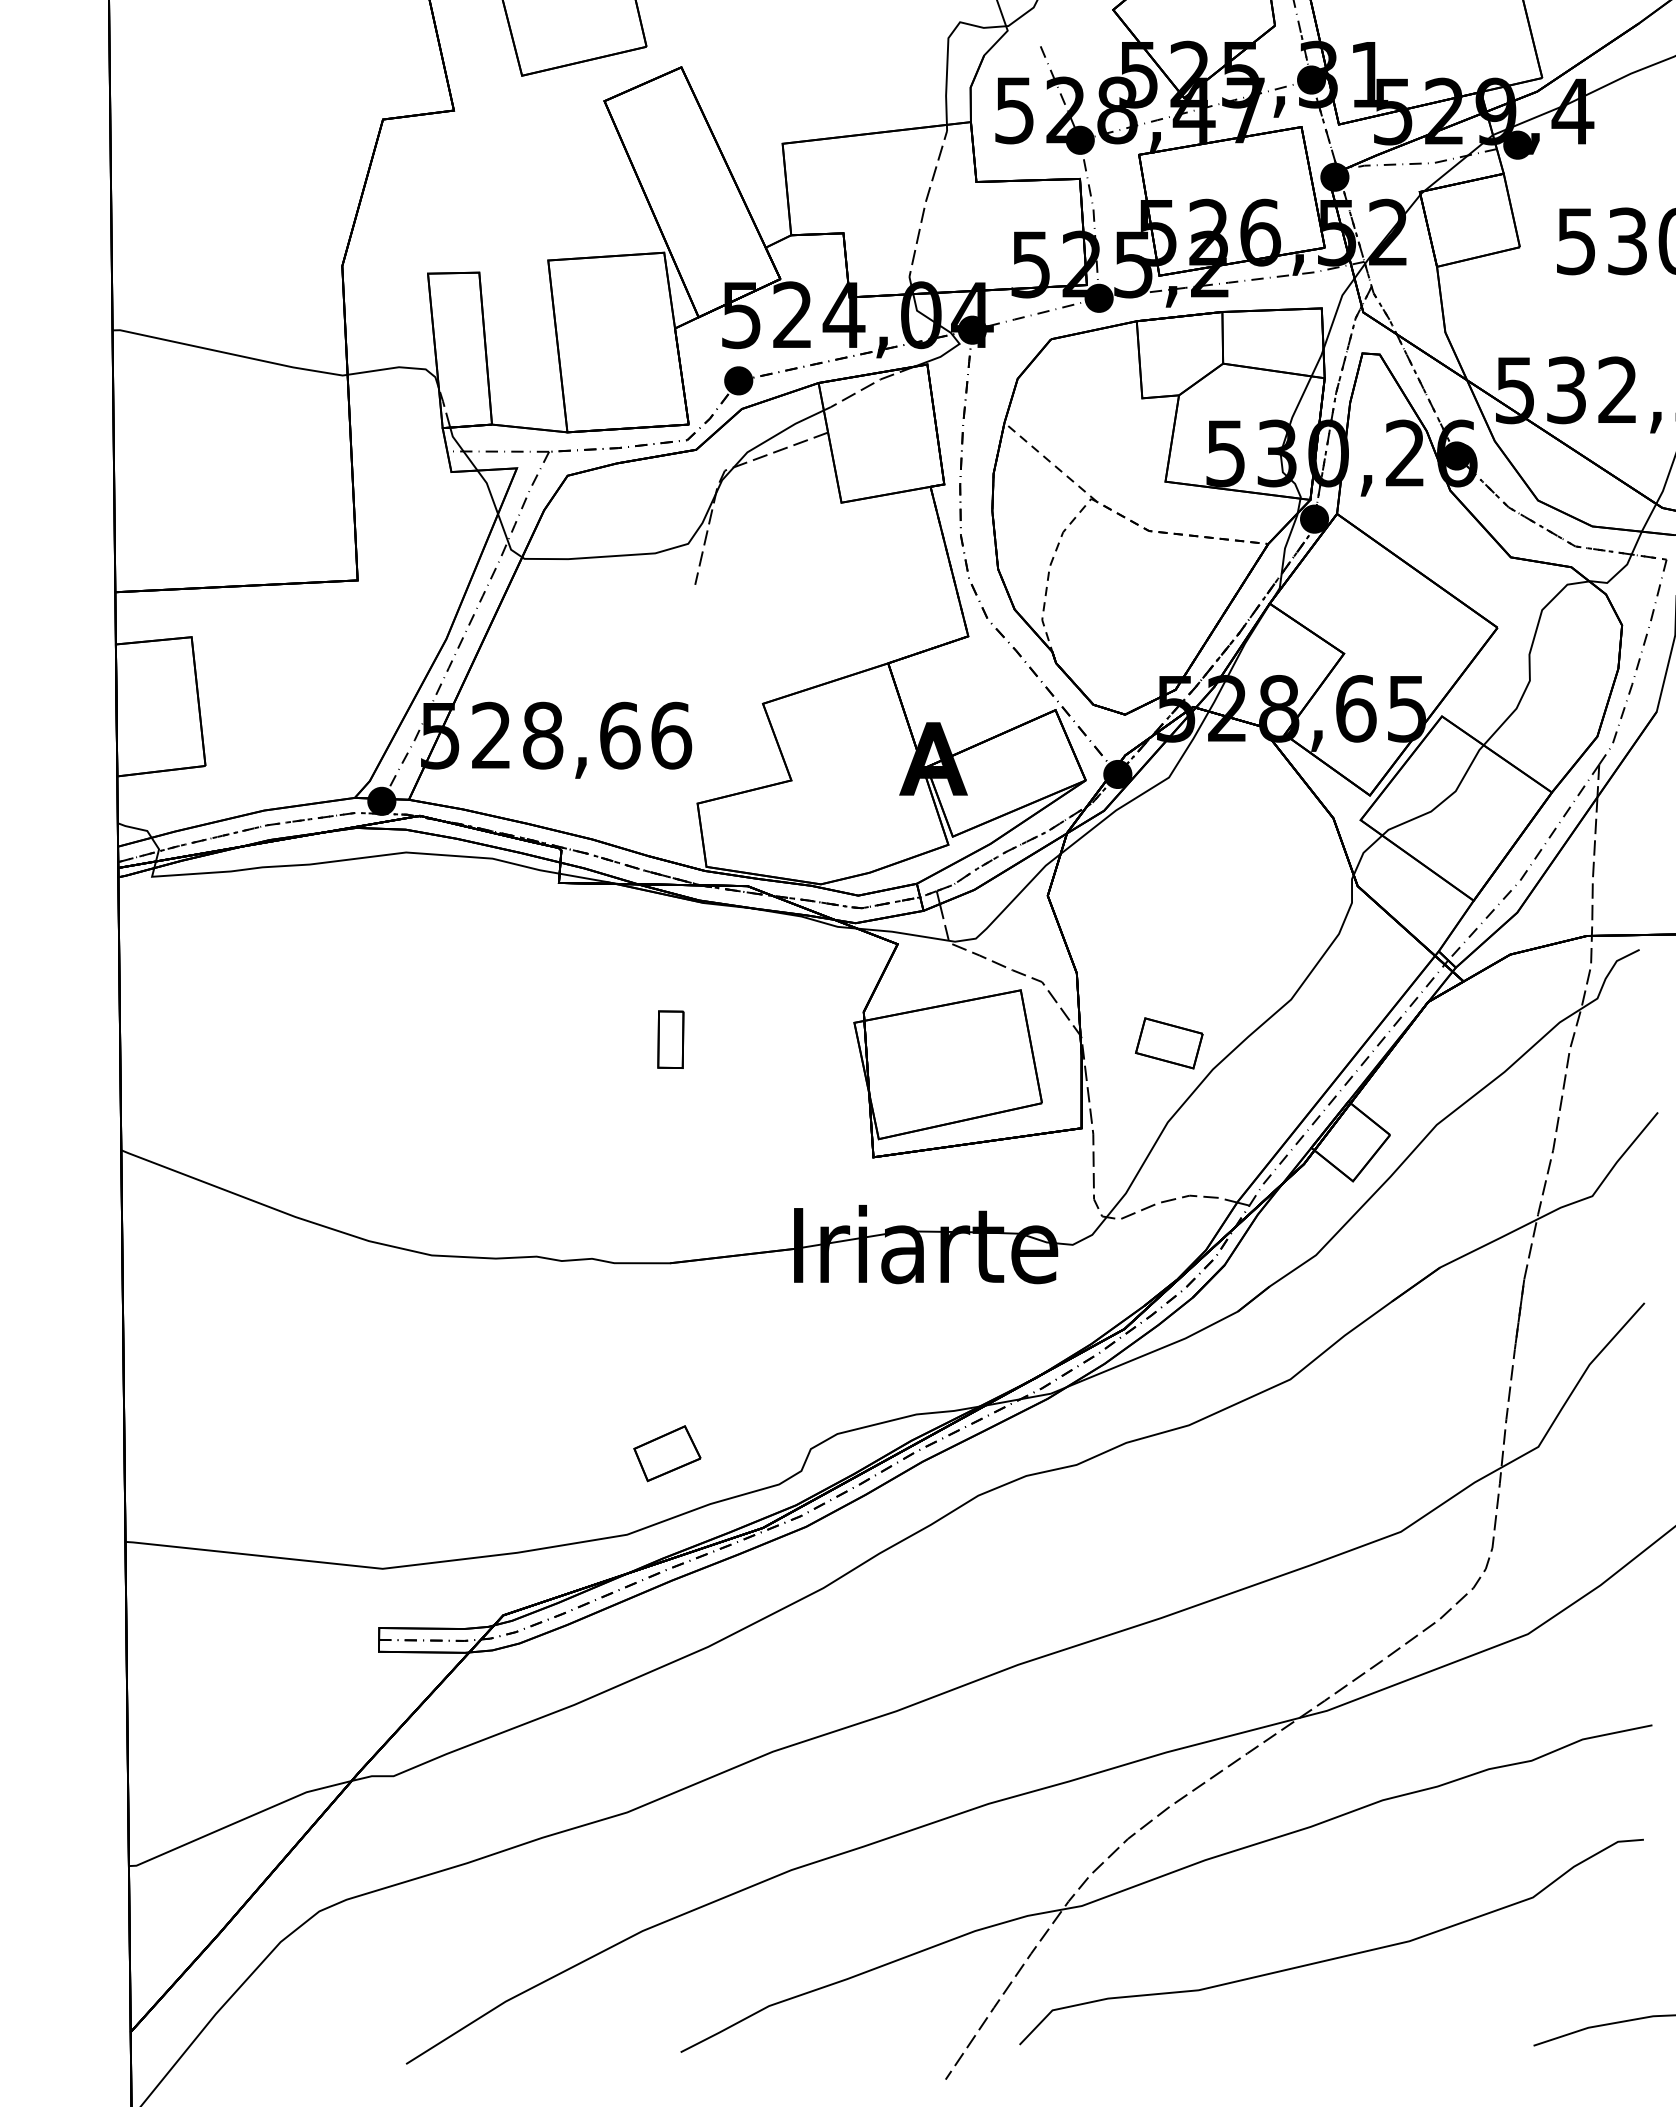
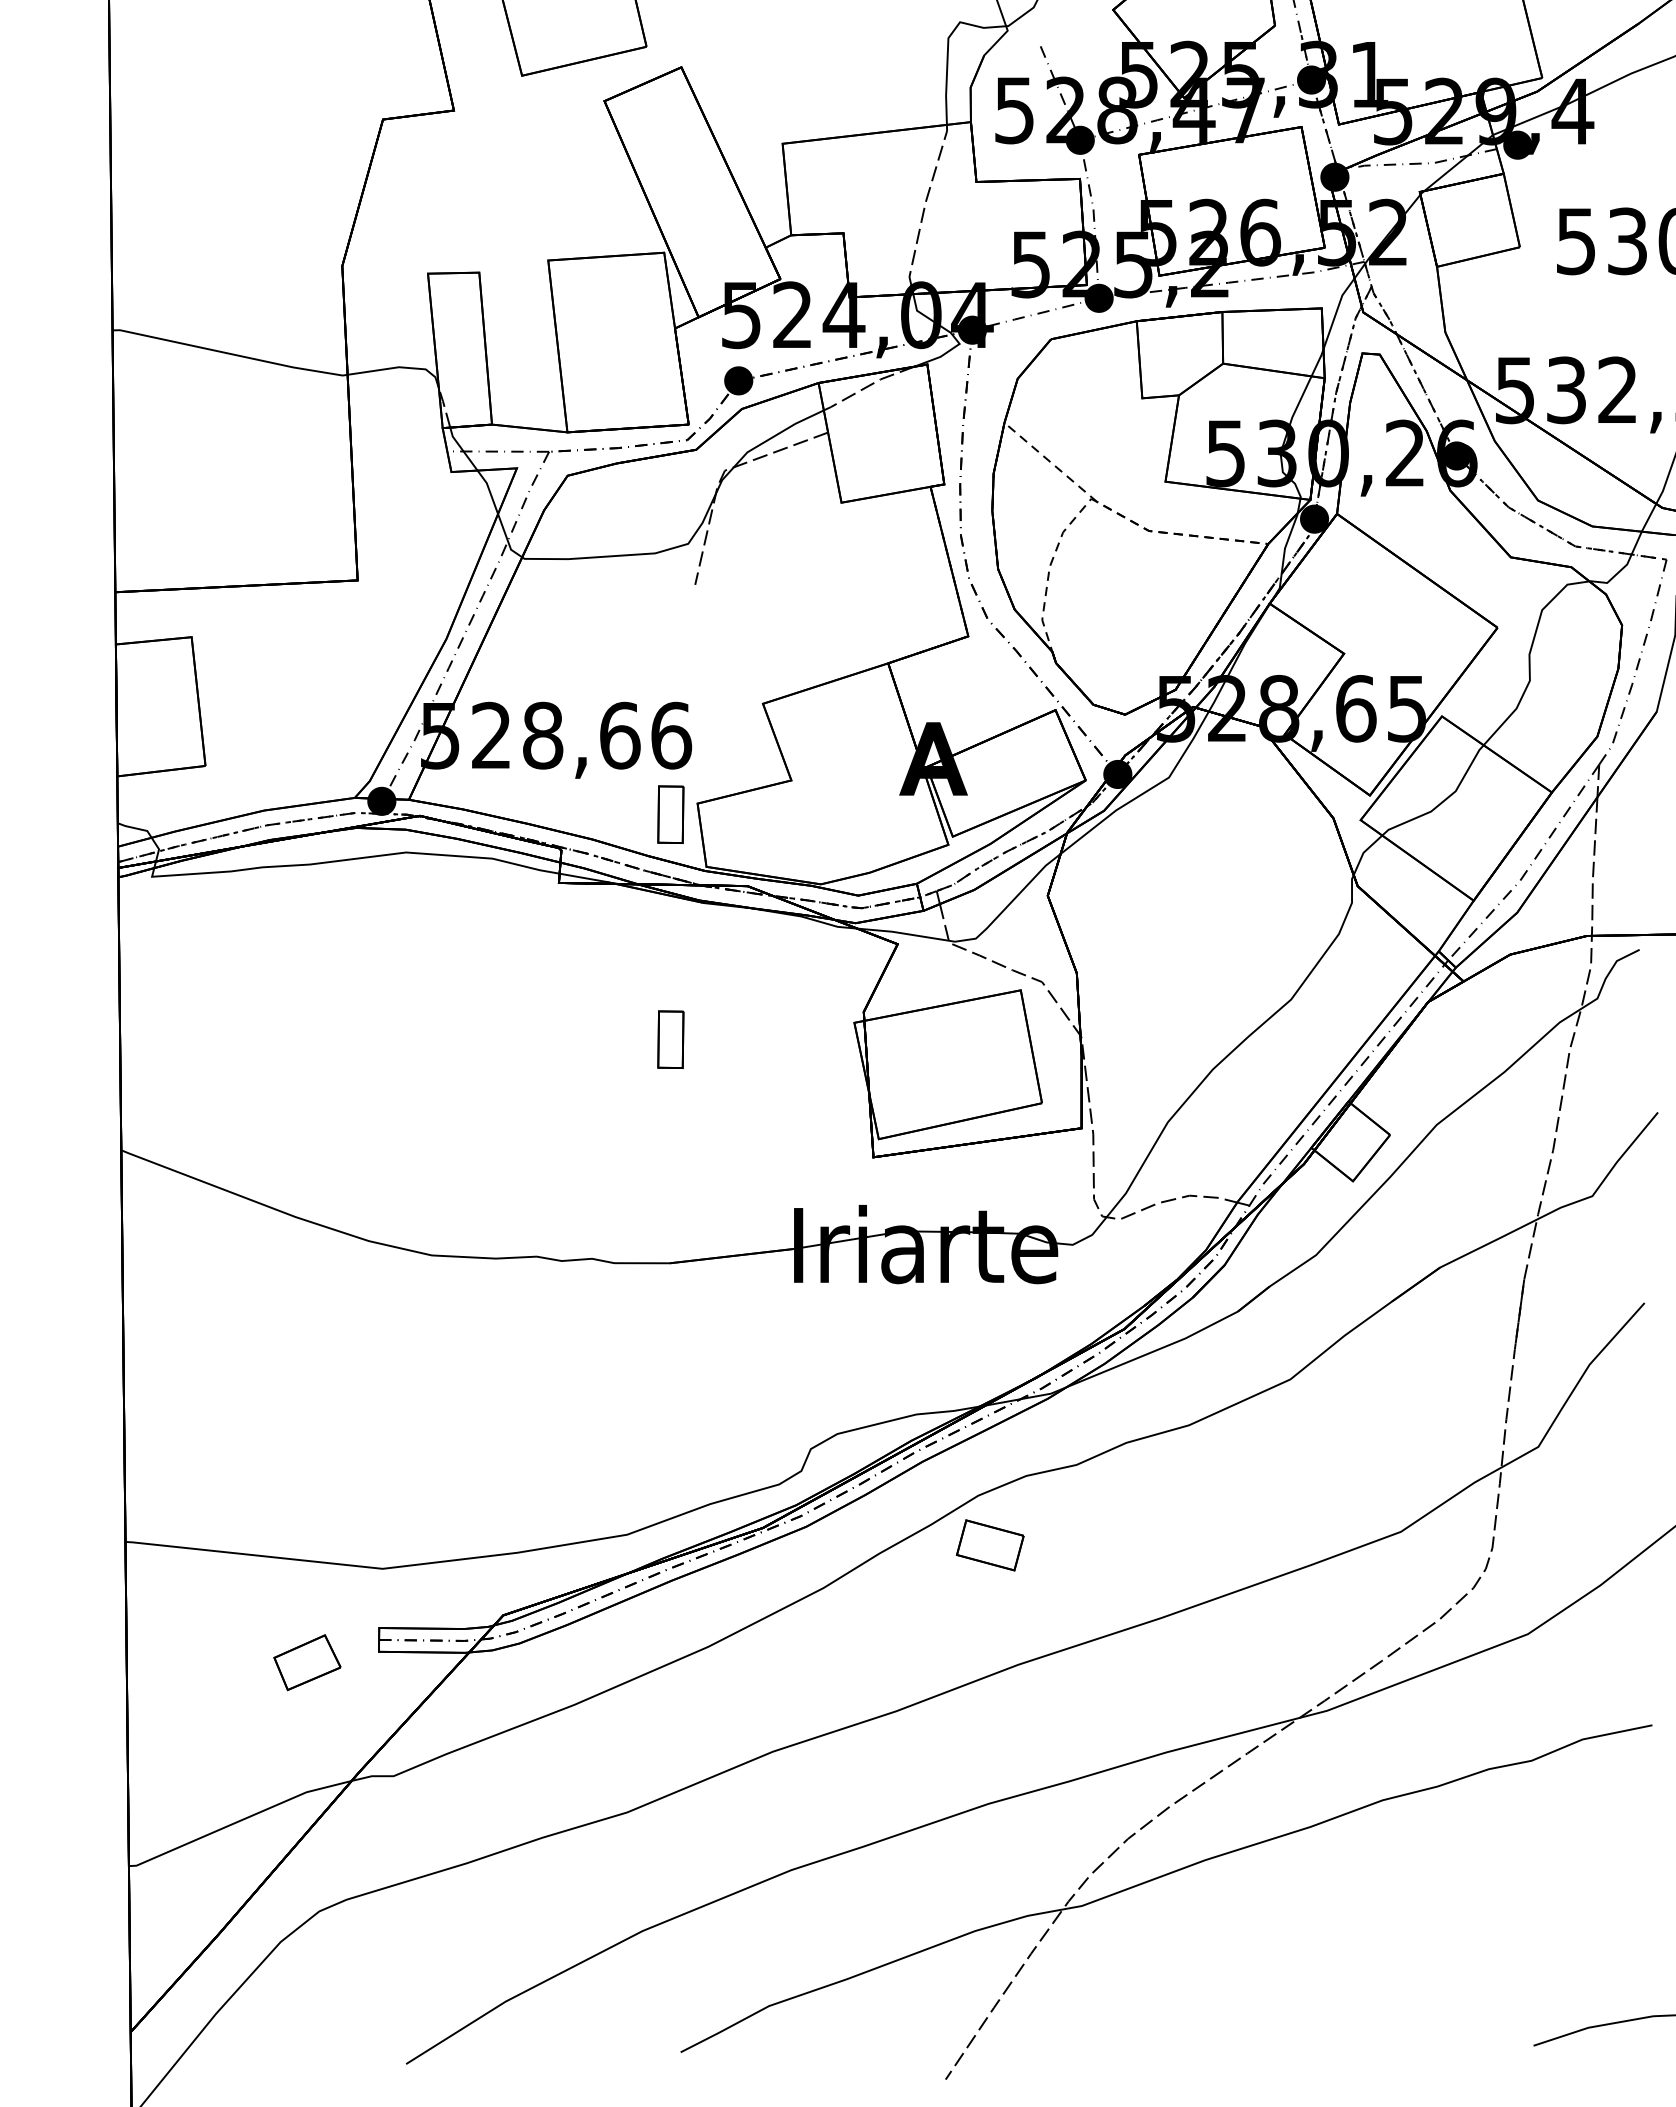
part: none -> present (670, 814)
part position: (1168, 1043) -> (989, 1545) (989, 1545)
part position: (667, 1453) -> (307, 1662) (307, 1662)
curve: present -> none (1334, 1957)
